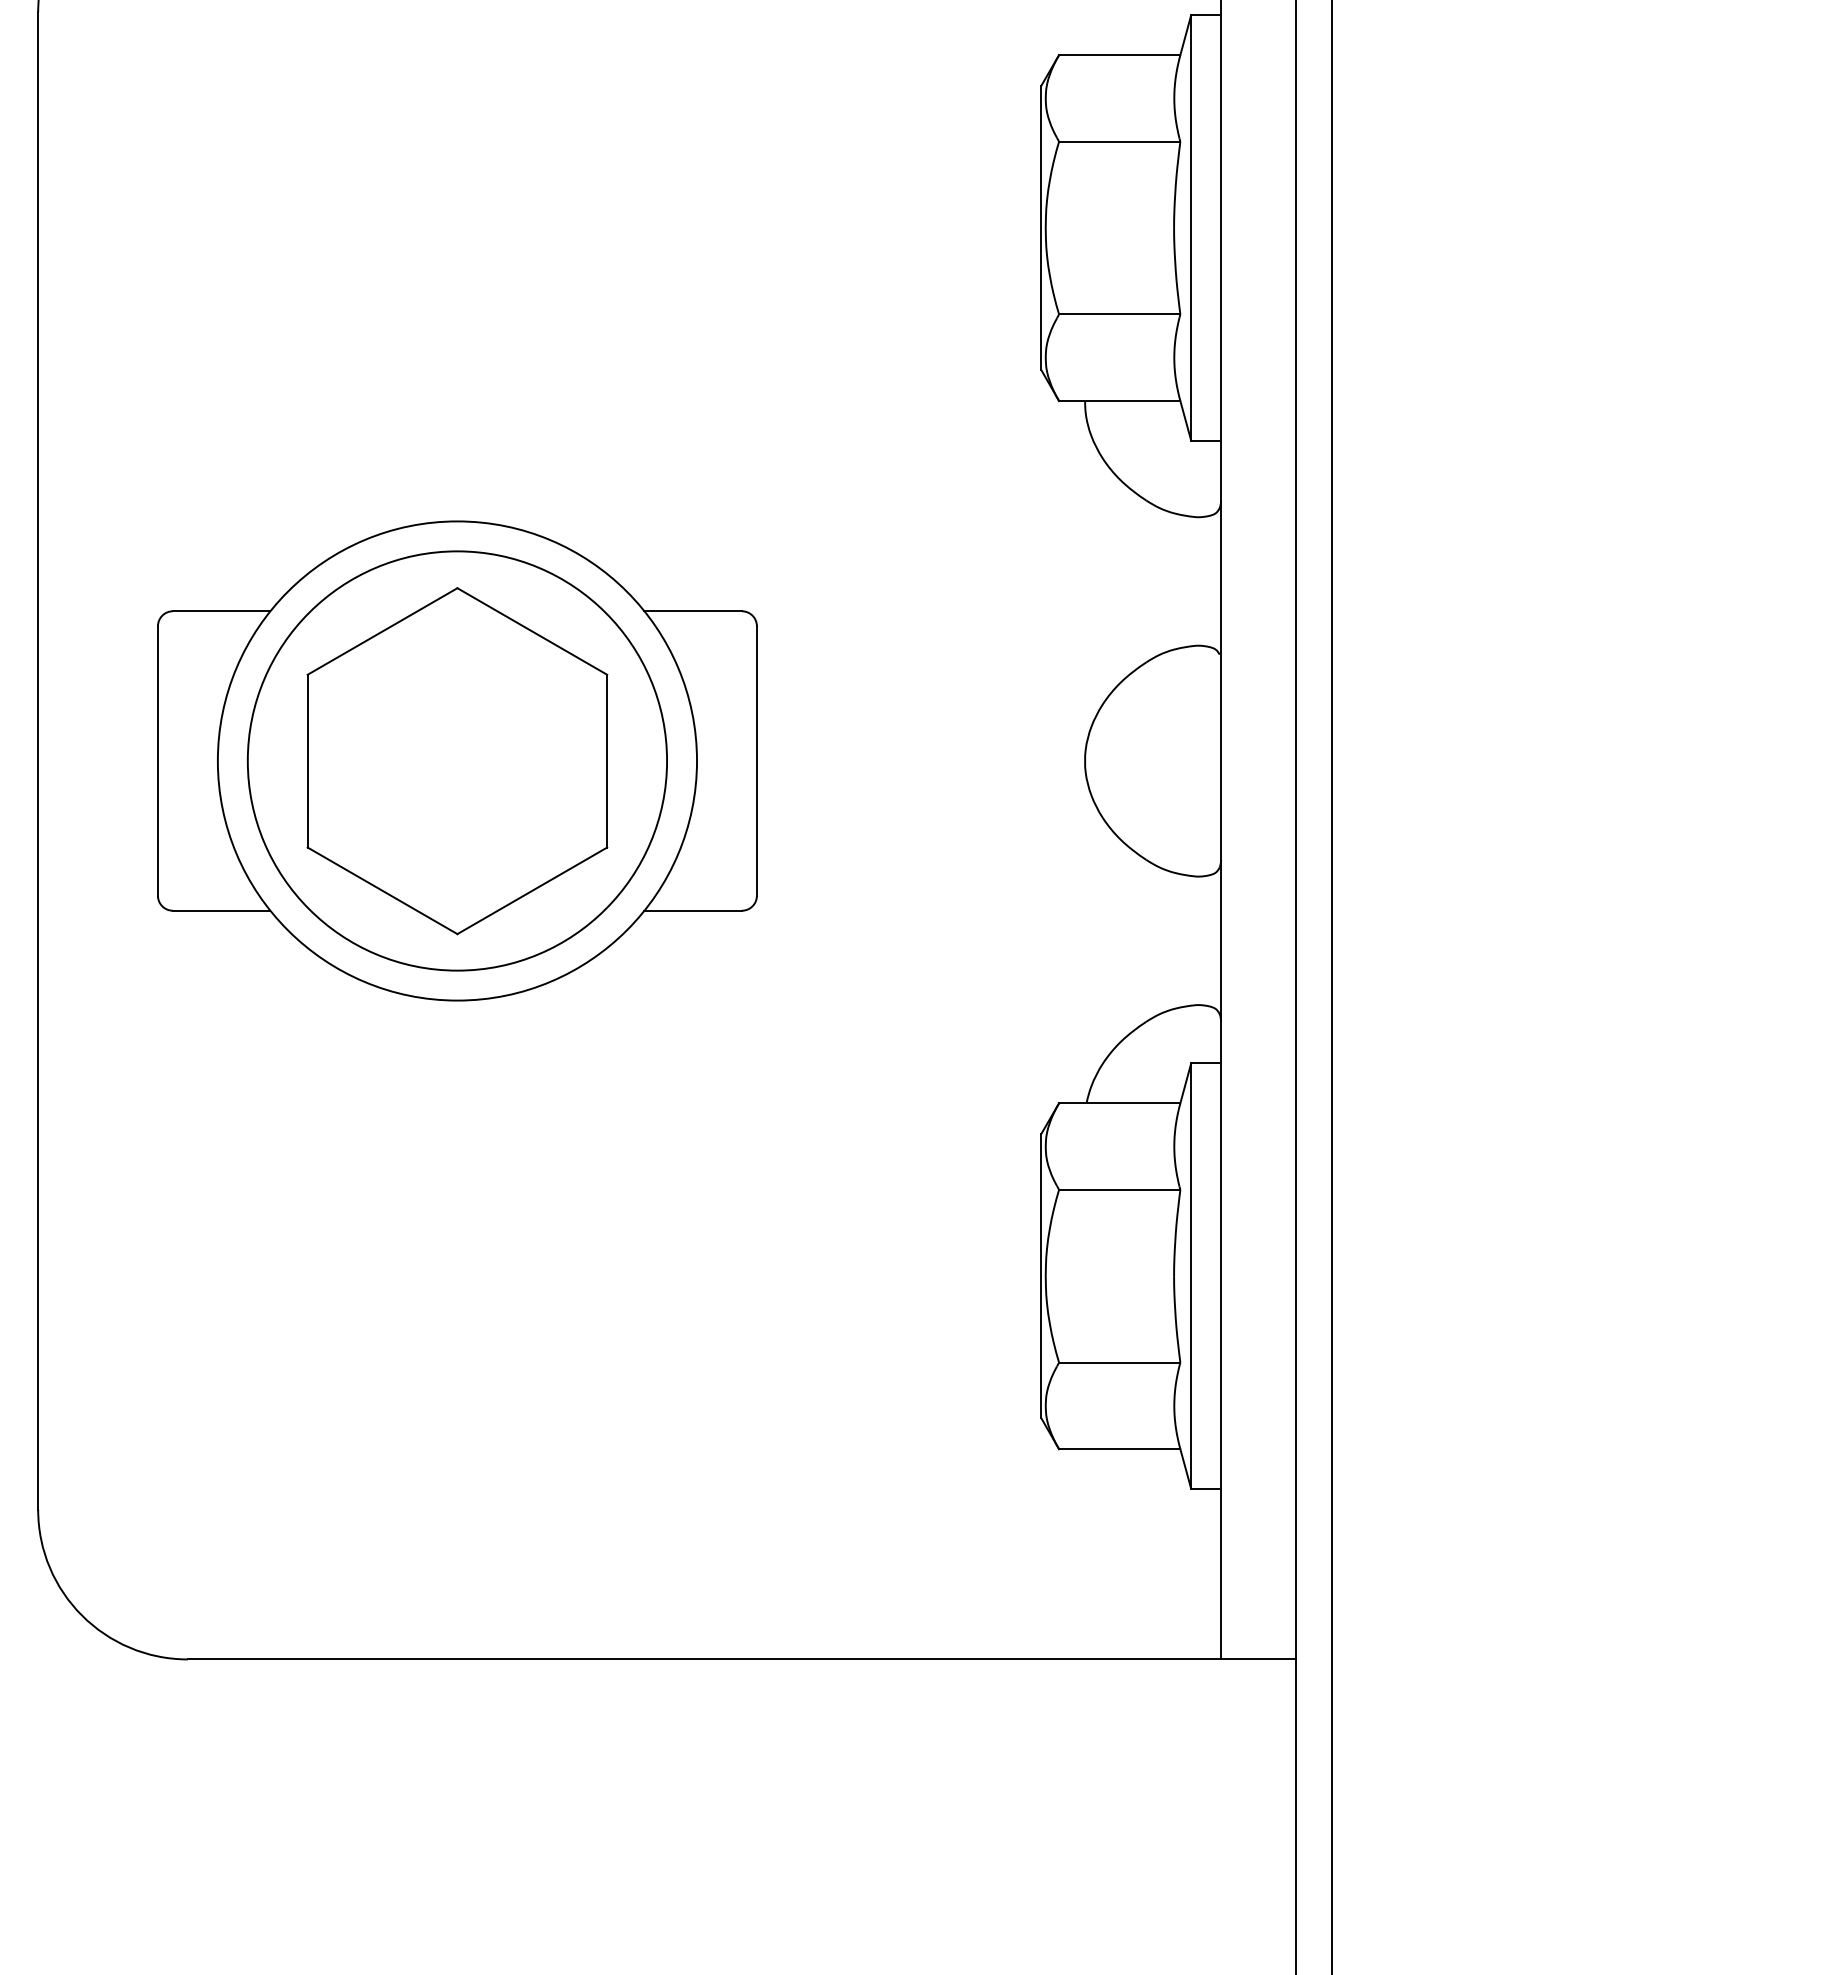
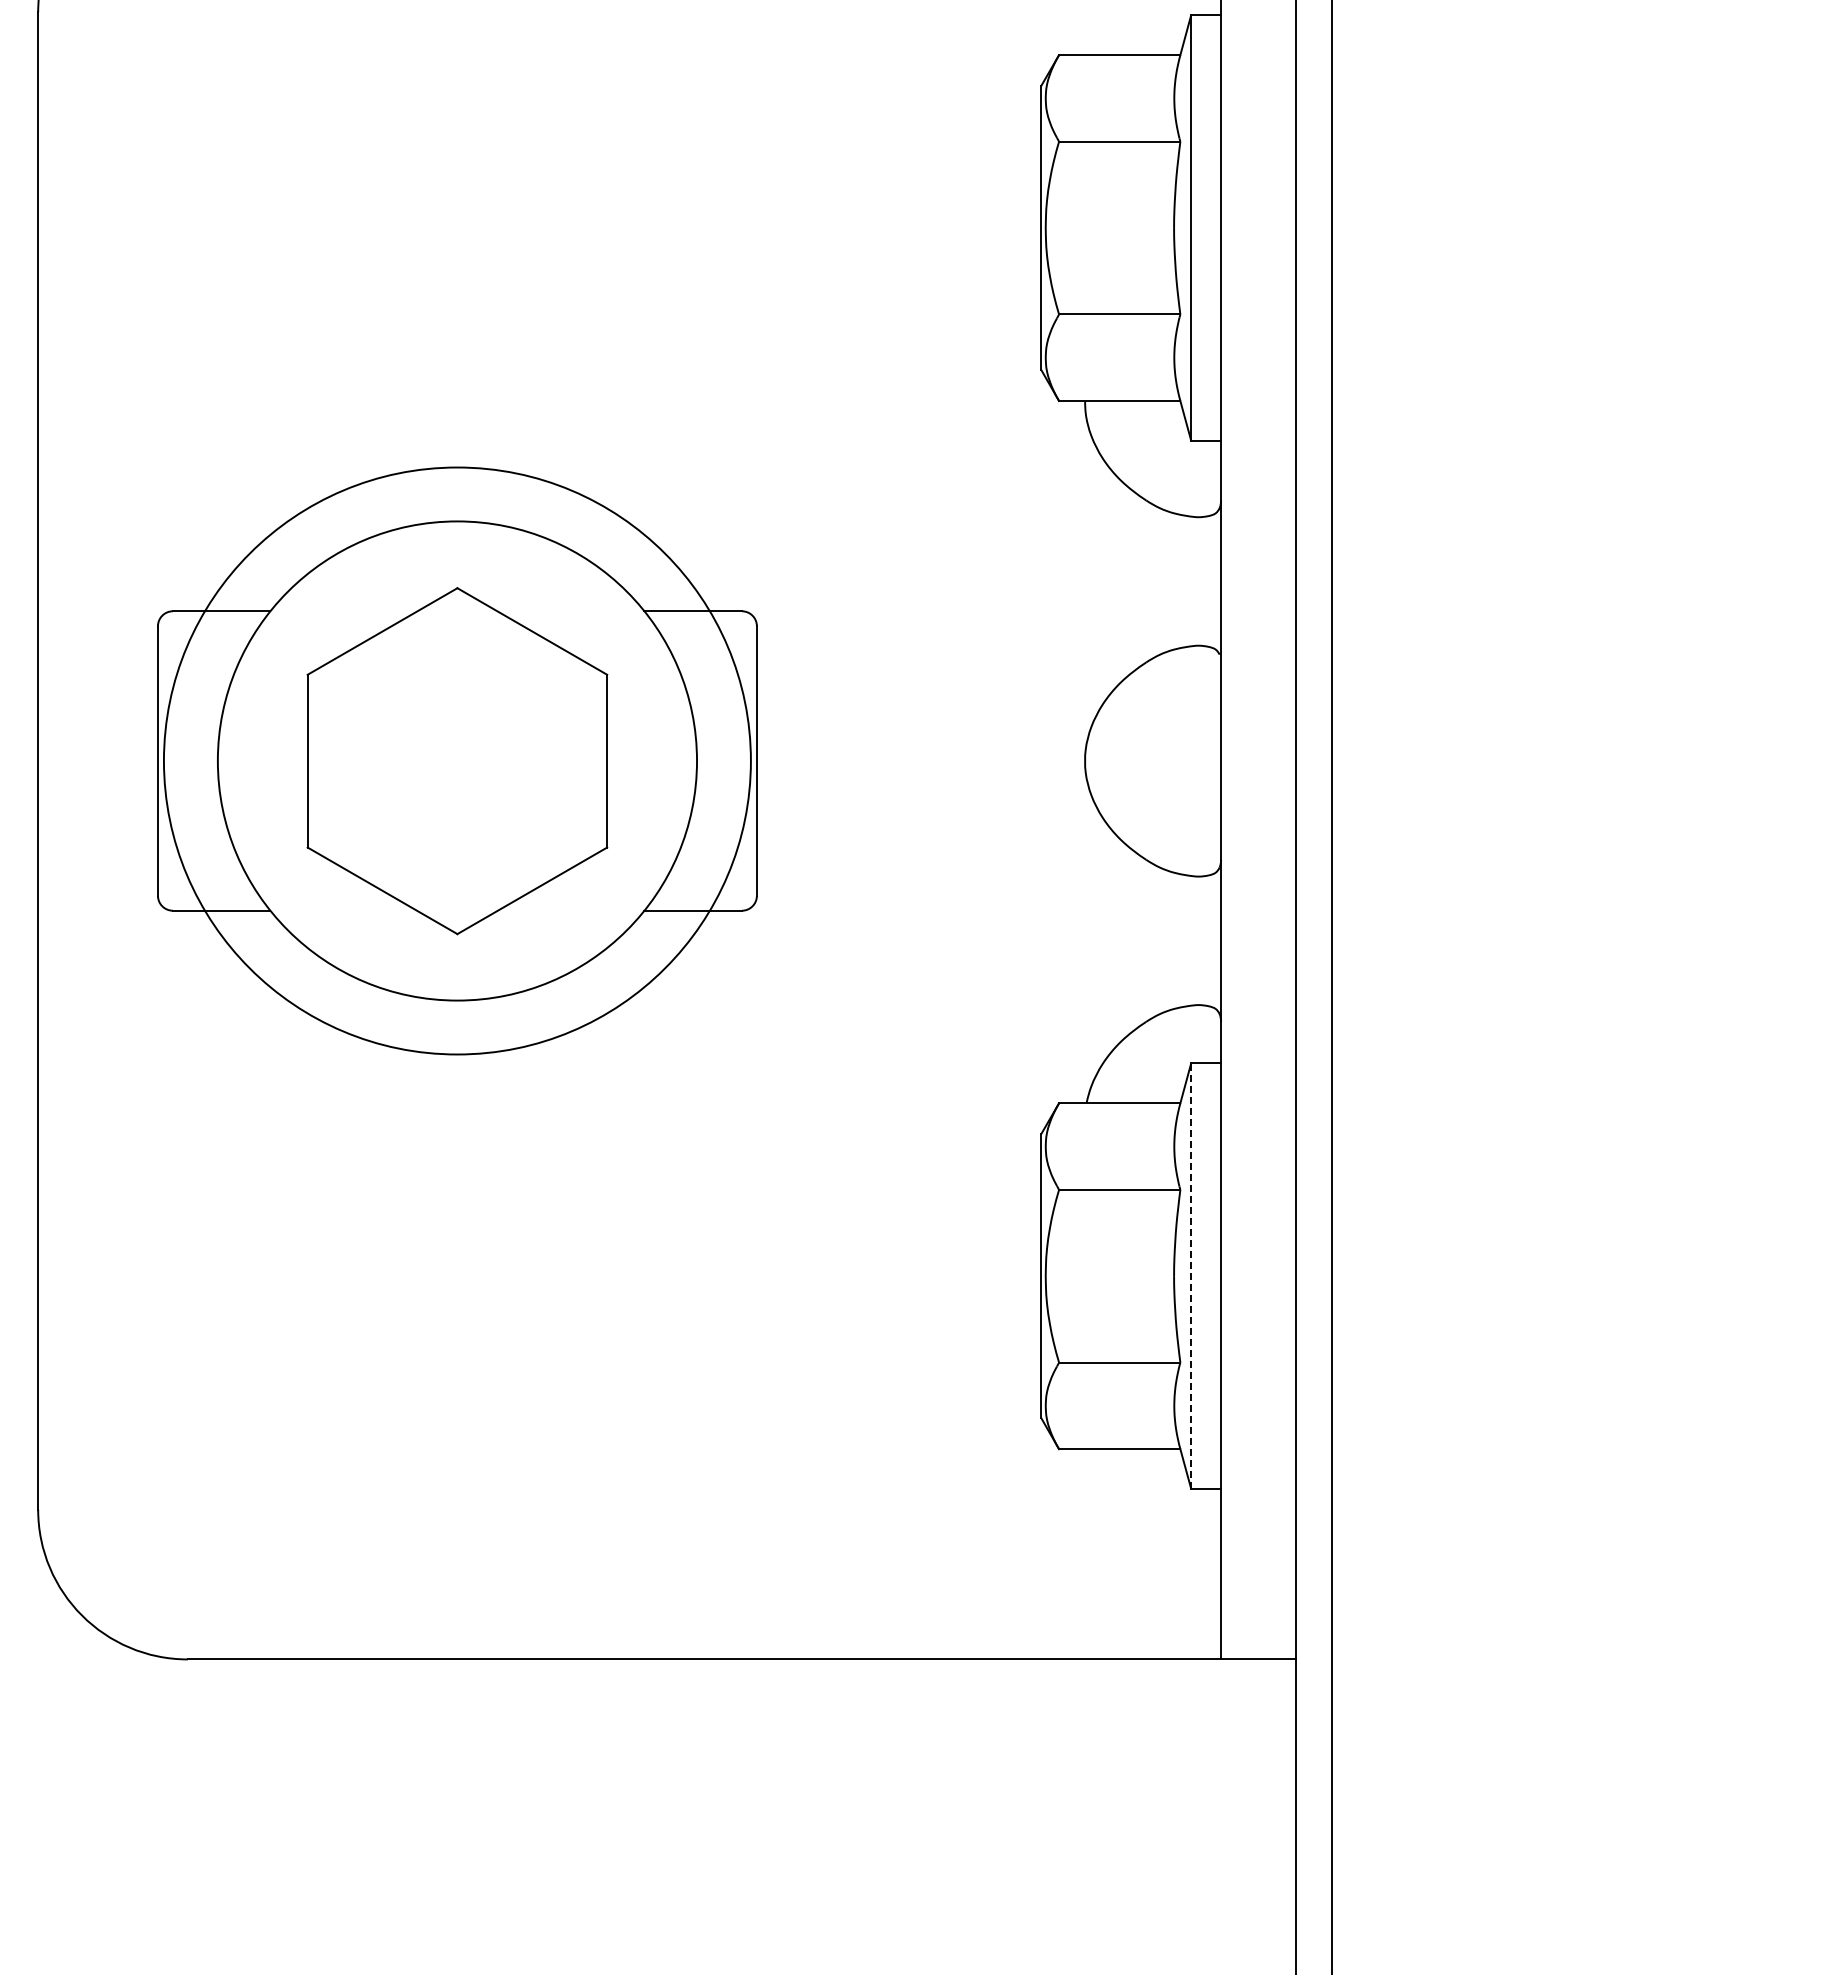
circle diameter: 419 px -> 587 px (456, 760)
line: solid -> dashed (1191, 1276)
